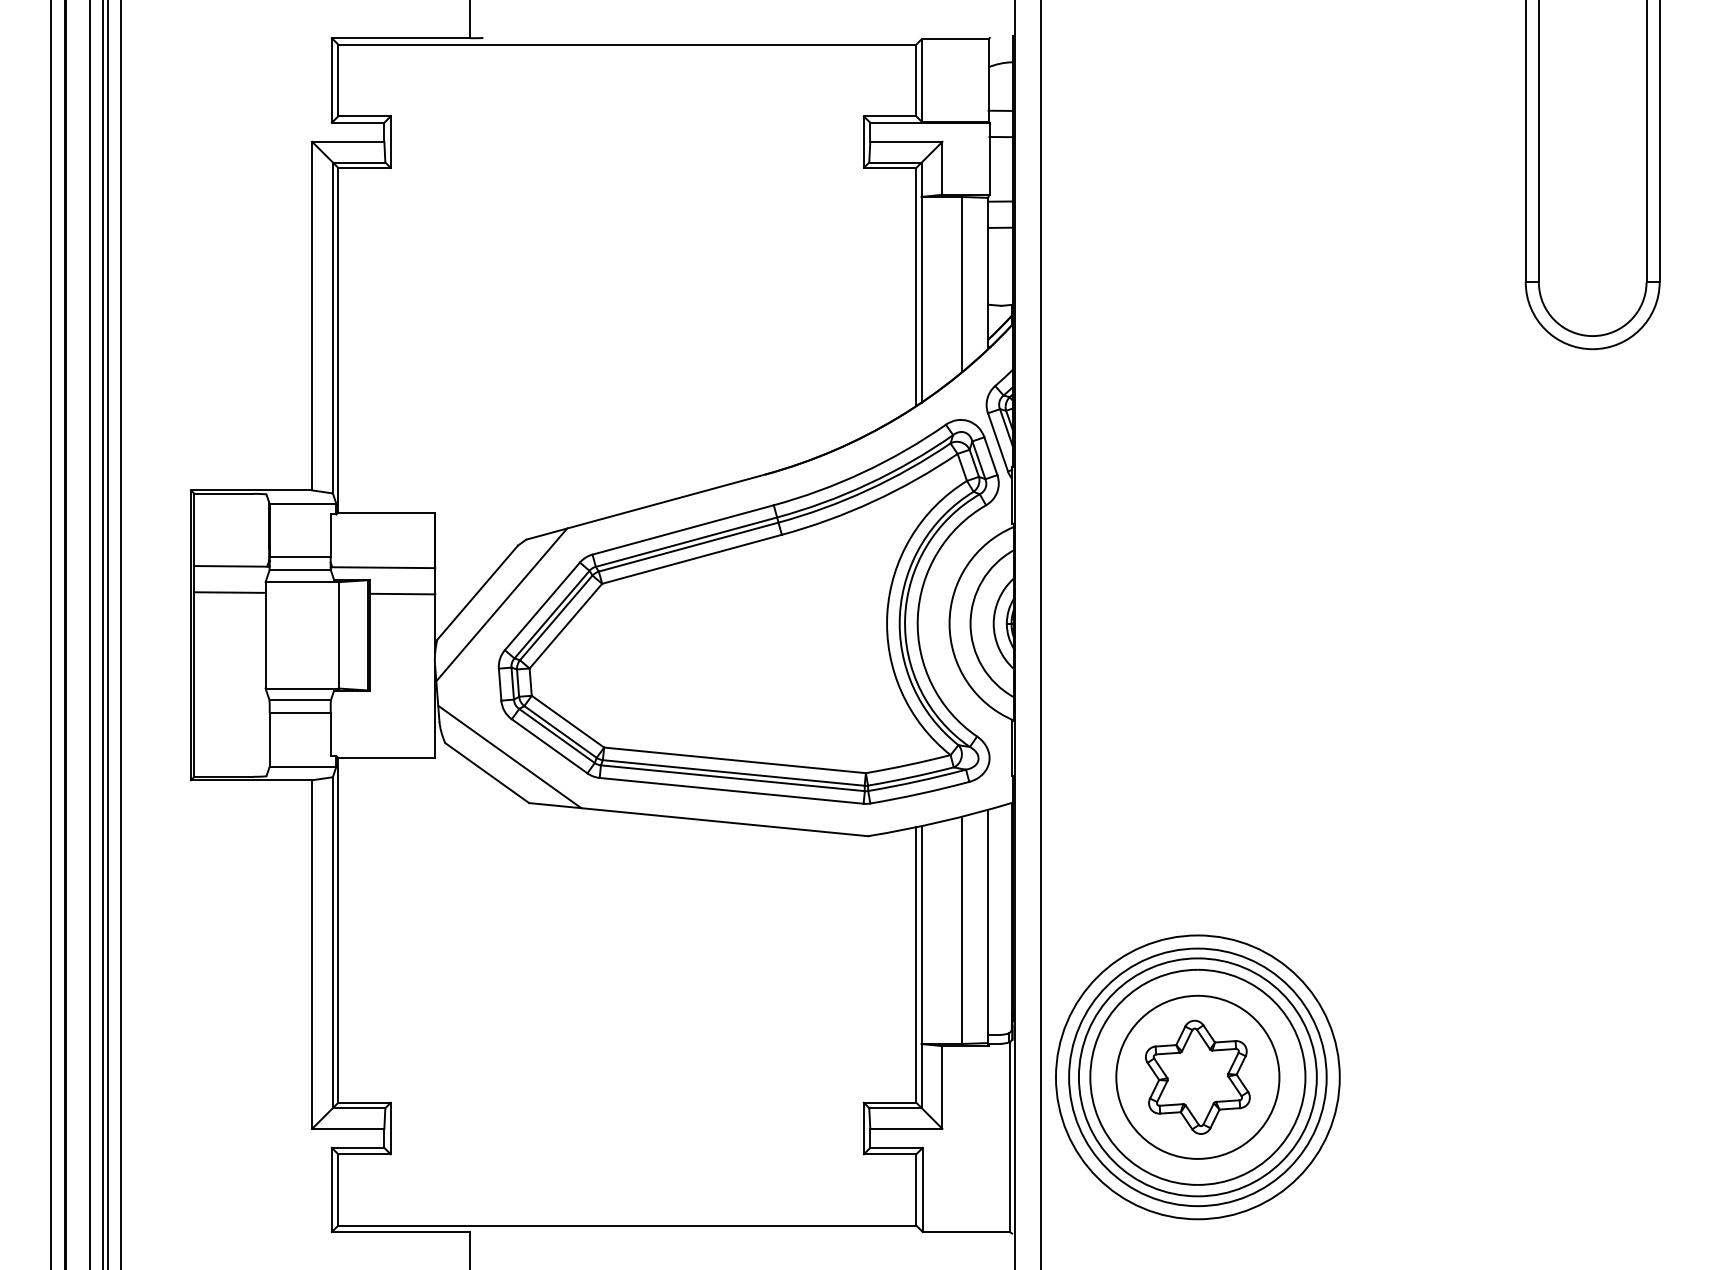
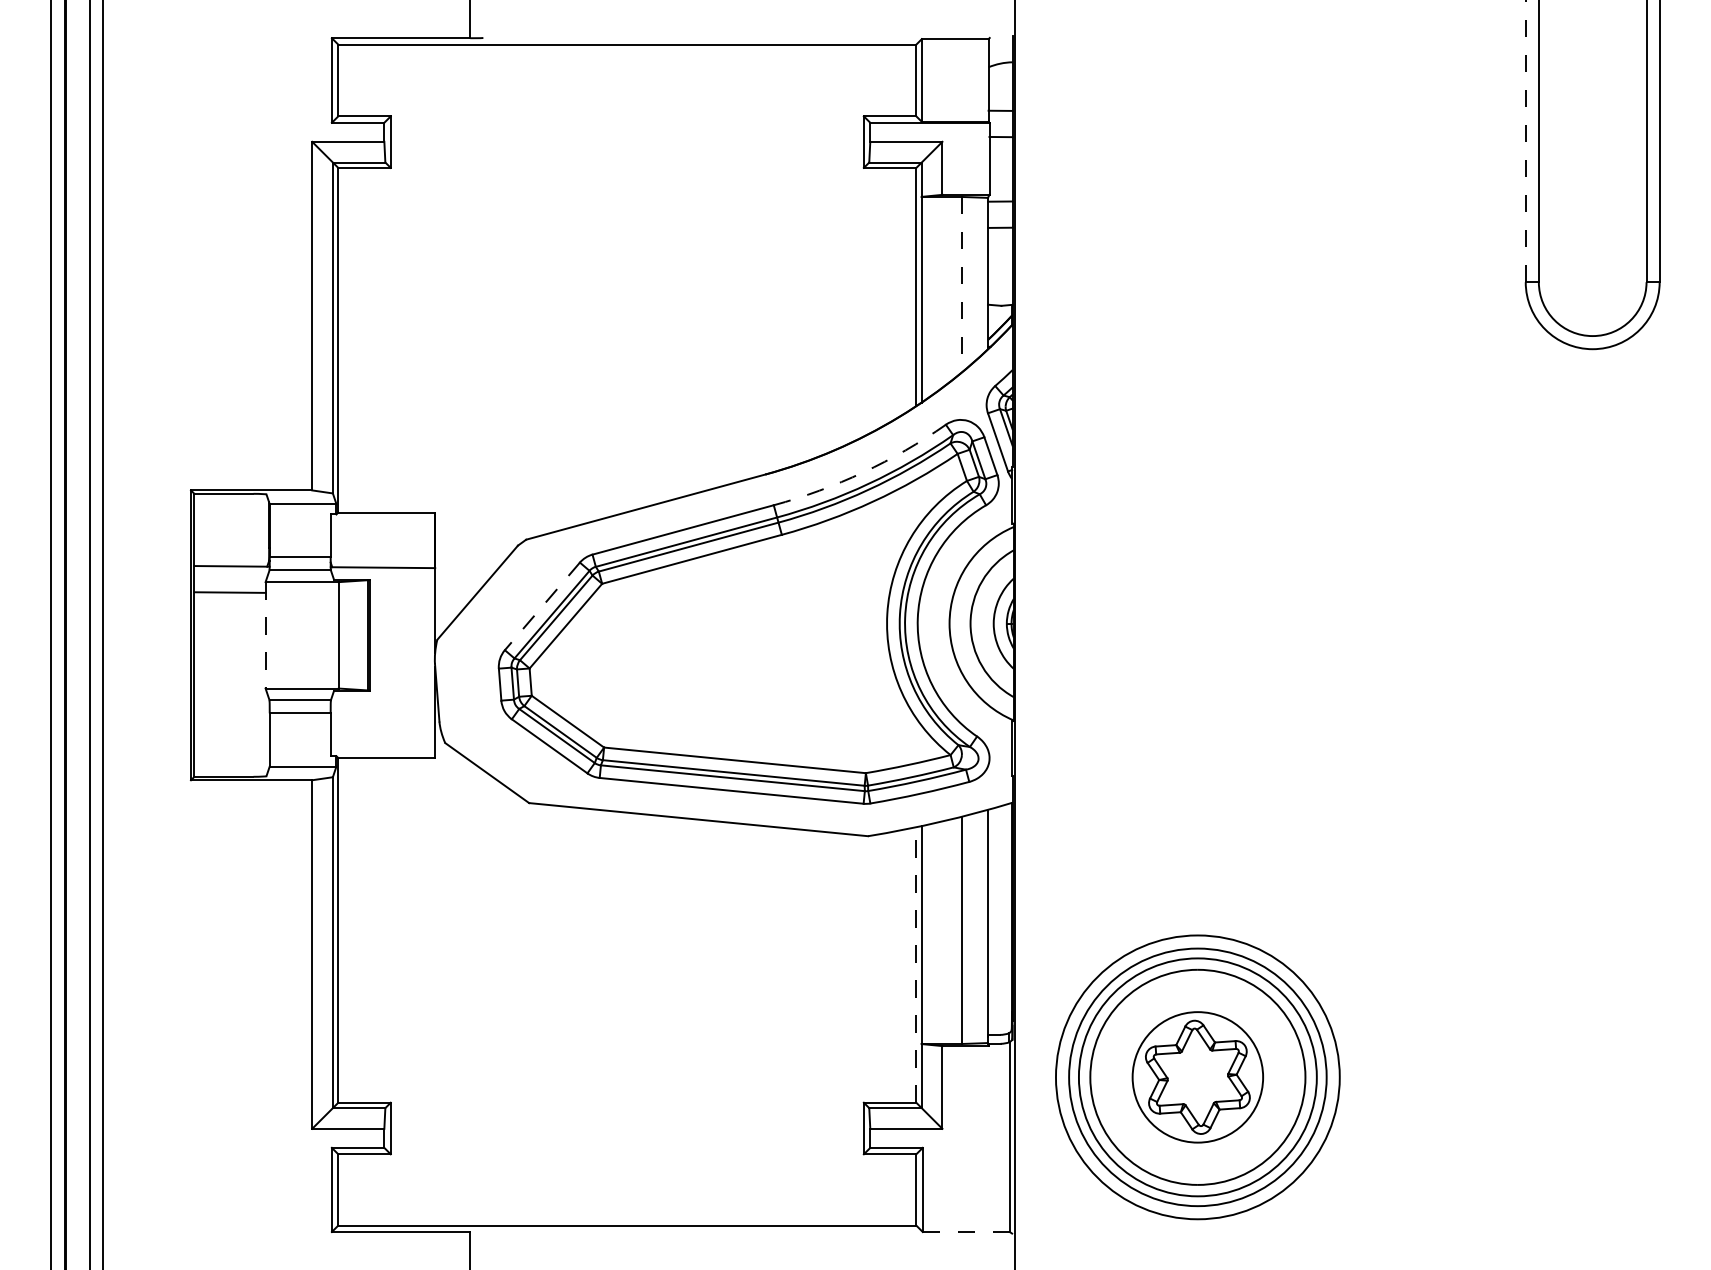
line: solid -> dashed (1525, 141)
line: solid -> dashed (962, 284)
arc: solid -> dashed (863, 472)
line: present -> none (402, 593)
line: present -> none (501, 604)
line: solid -> dashed (542, 606)
line: present -> none (108, 634)
line: present -> none (121, 634)
line: present -> none (1041, 634)
line: solid -> dashed (265, 635)
line: present -> none (509, 756)
line: solid -> dashed (916, 964)
circle diameter: 163 px -> 131 px (1197, 1077)
line: solid -> dashed (966, 1231)
